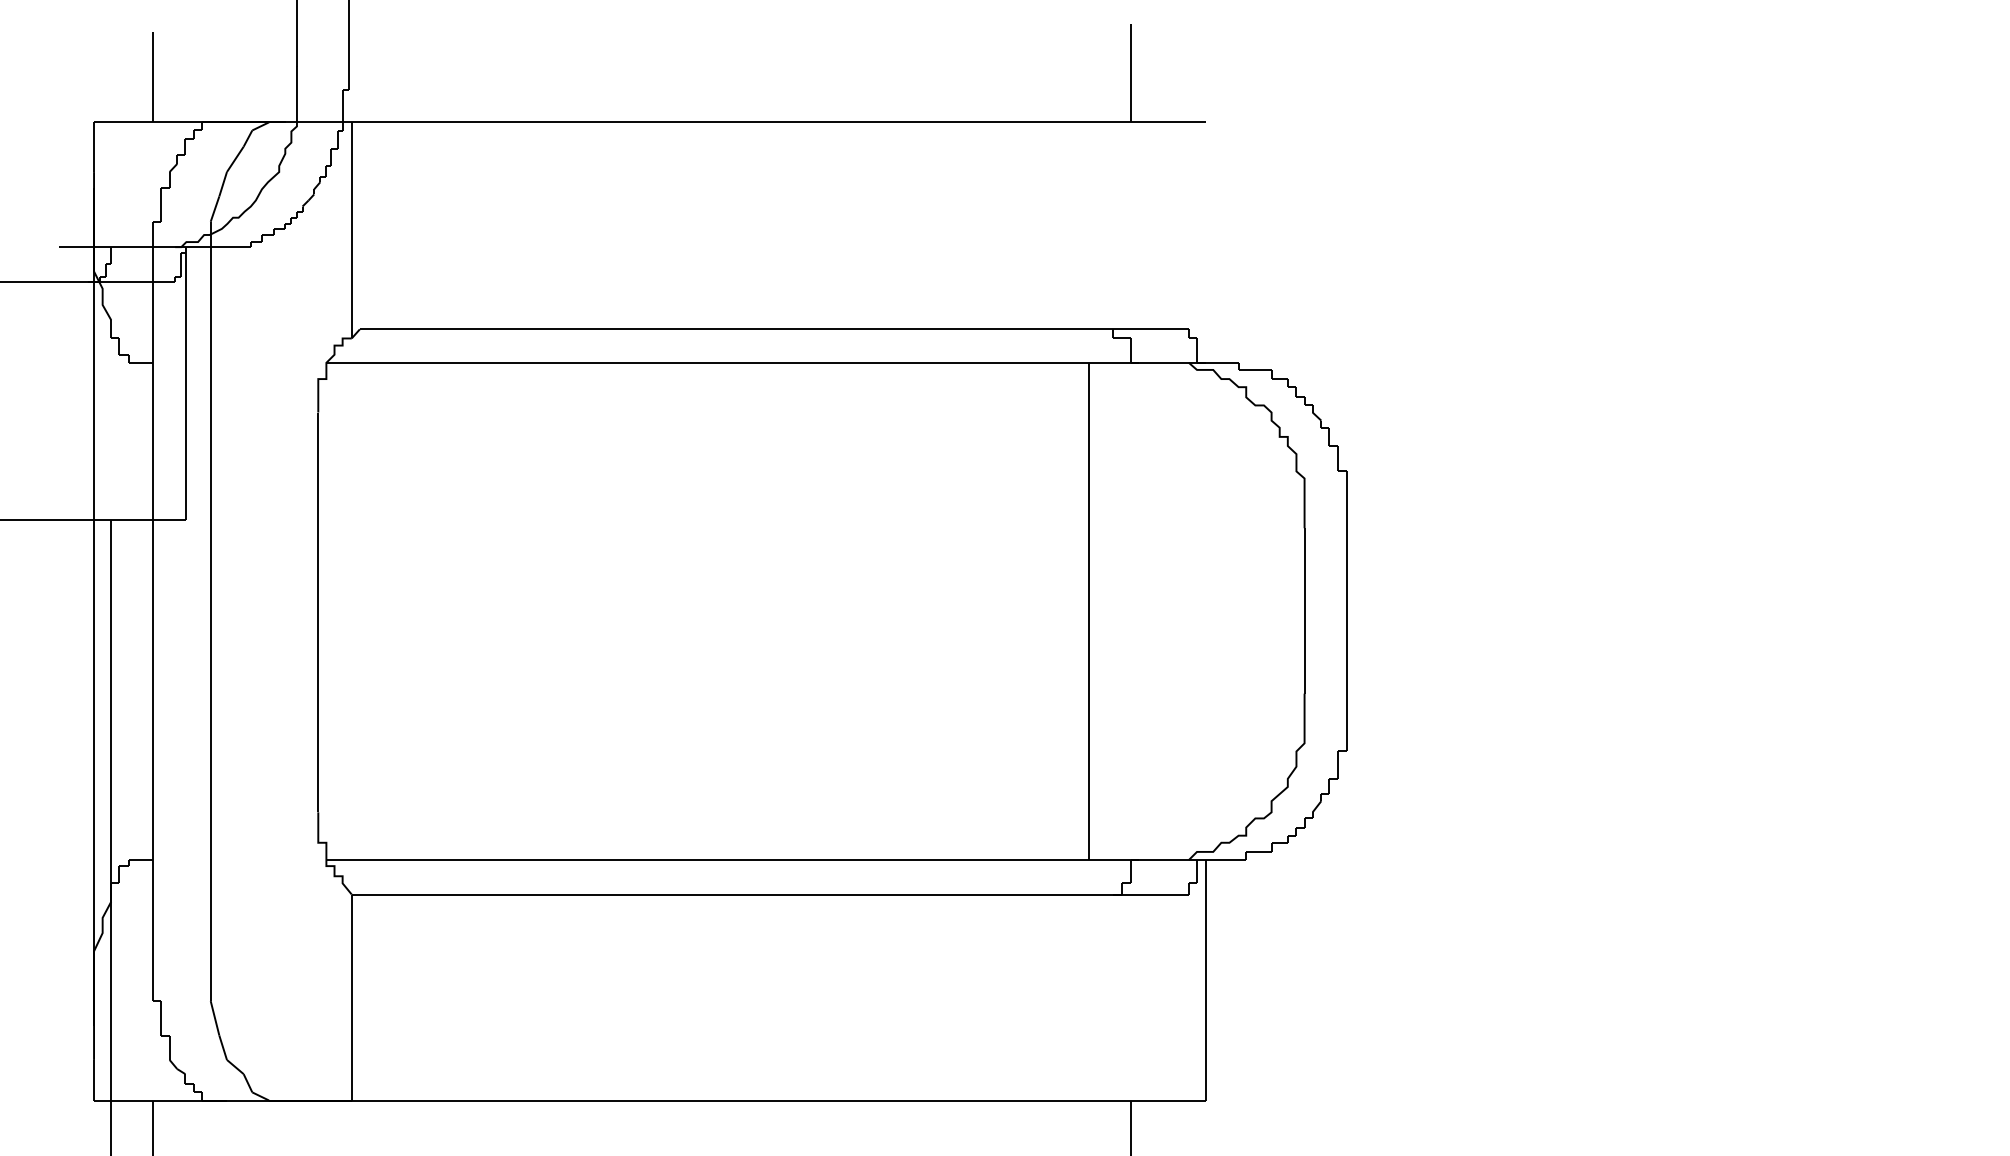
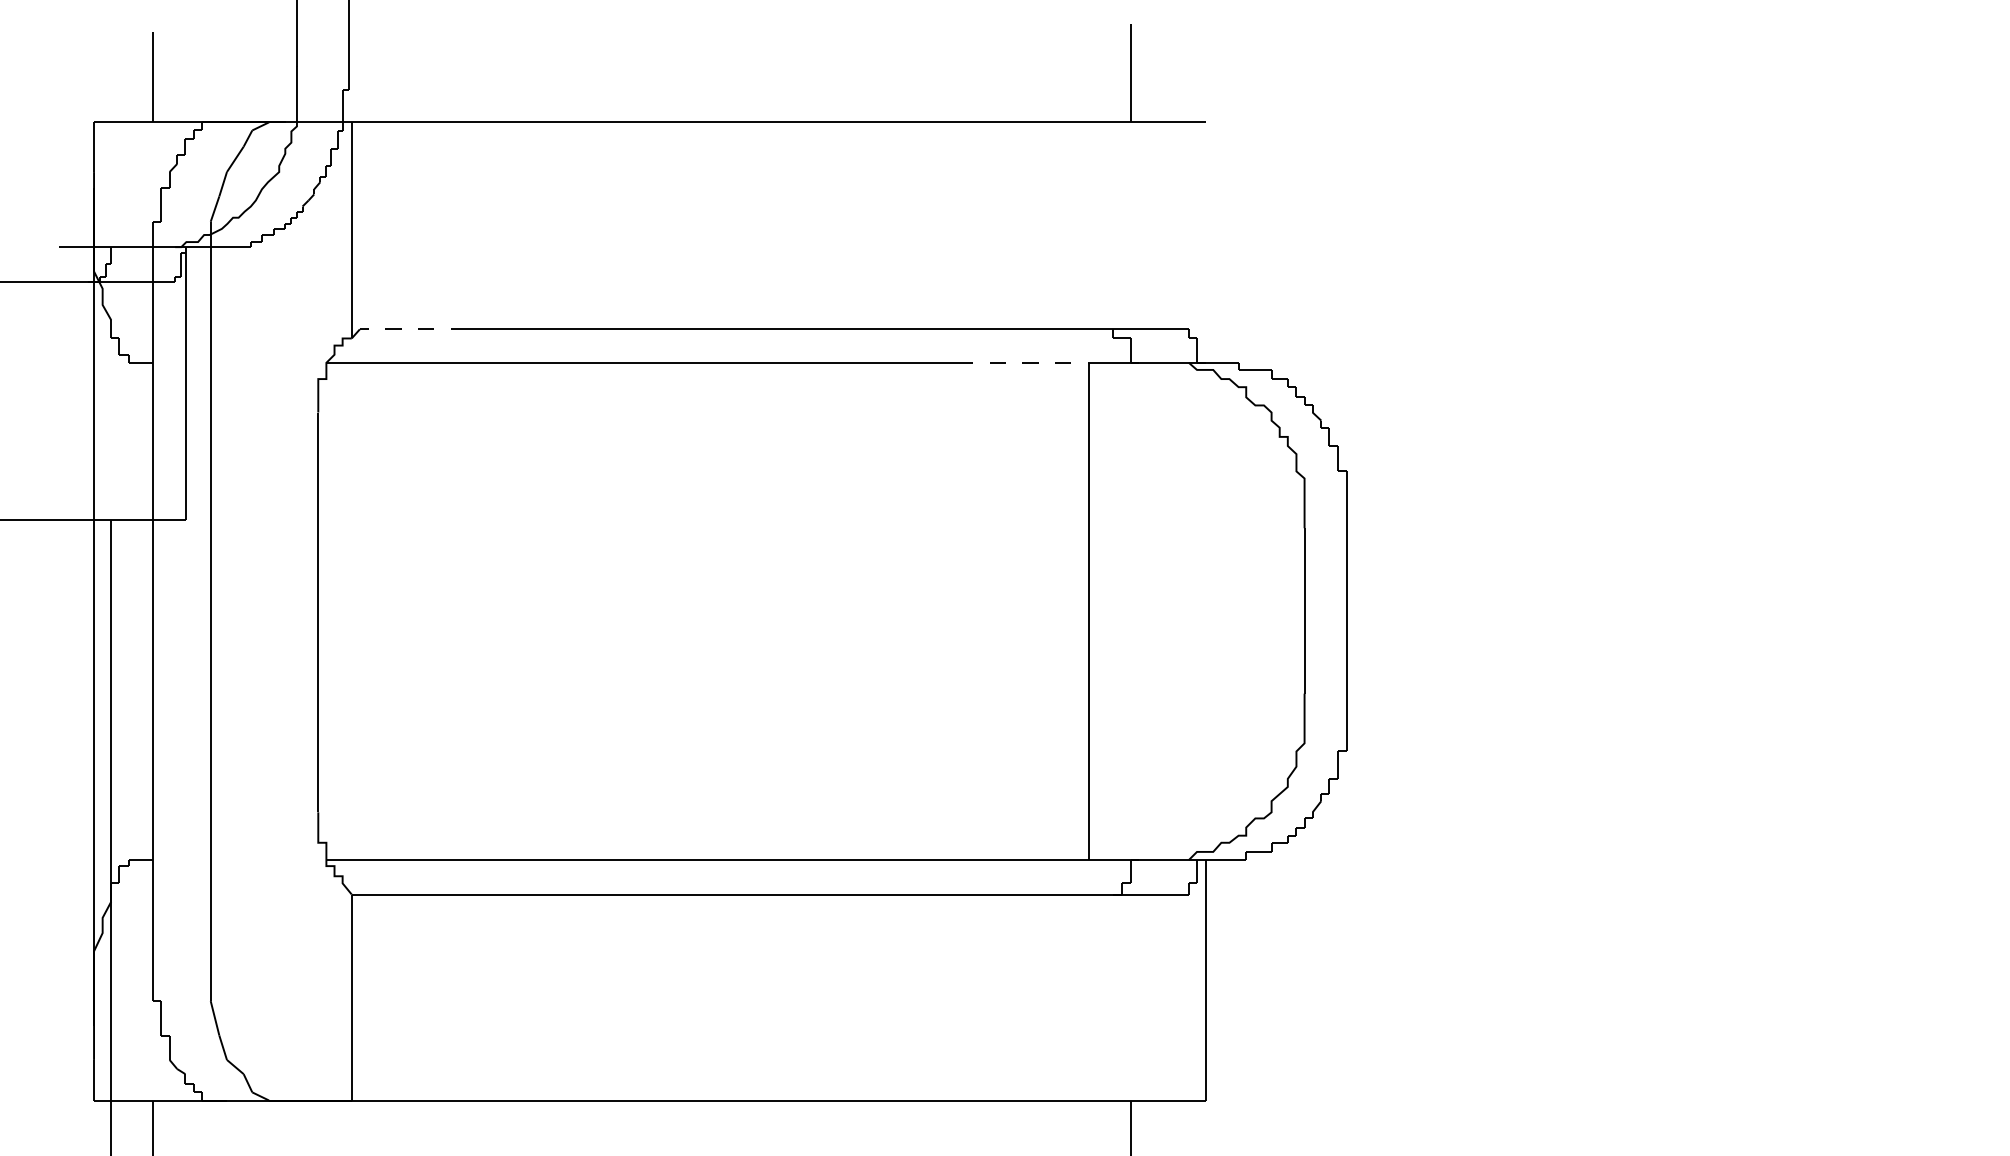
line: solid -> dashed (413, 329)
line: solid -> dashed (1022, 362)
